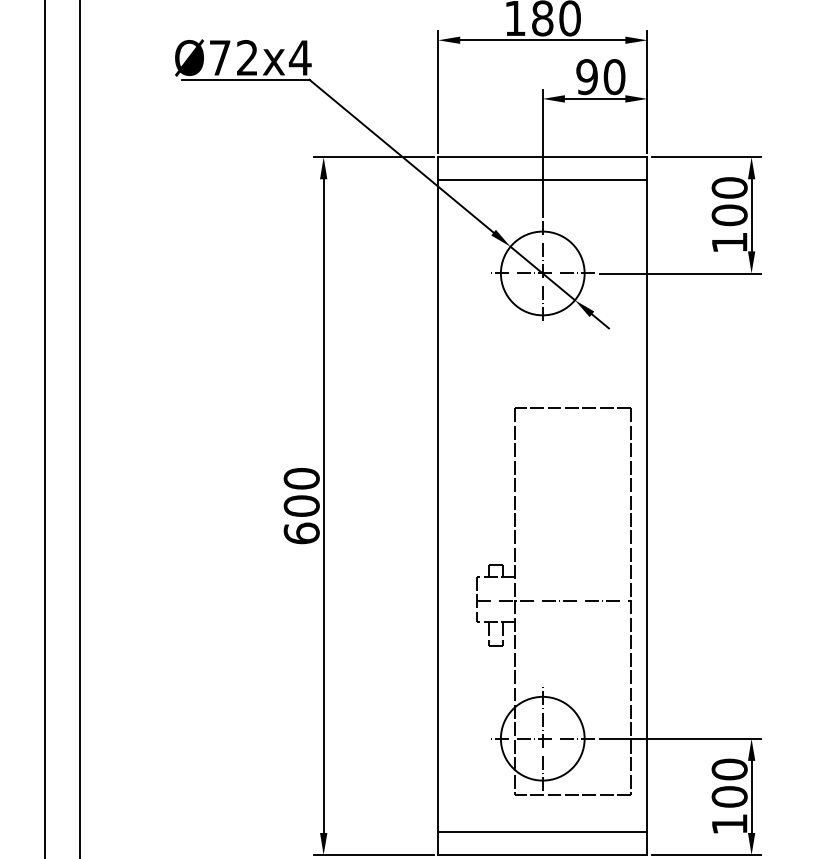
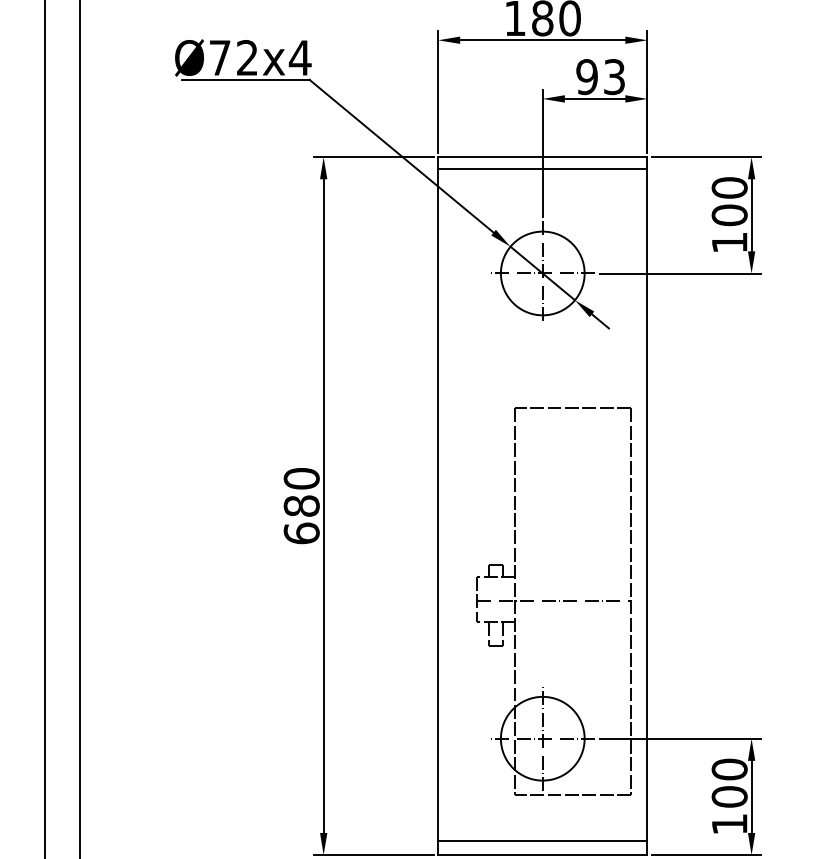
text: 90 -> 93 (614, 77)
line position: (542, 180) -> (542, 169) (542, 169)
text: 600 -> 680 (301, 505)
line position: (542, 831) -> (542, 840) (542, 840)
